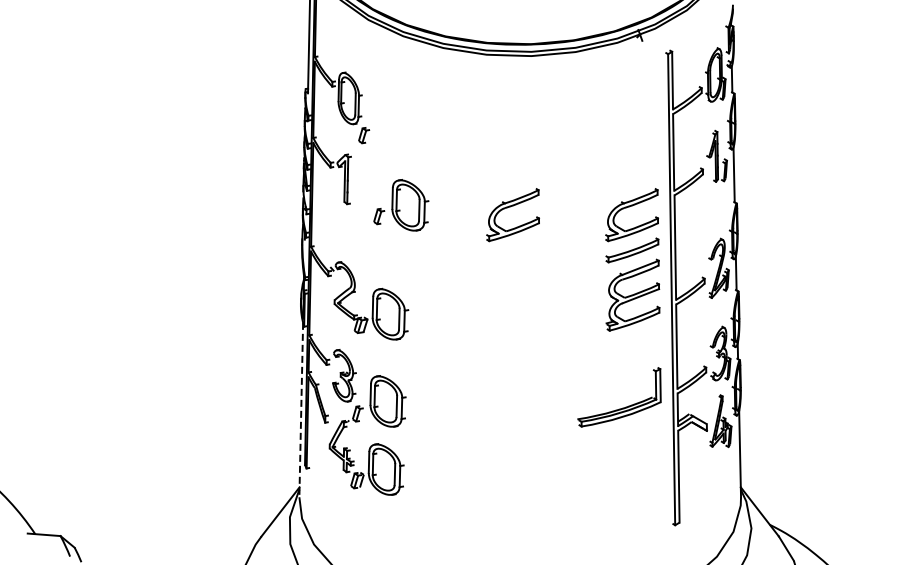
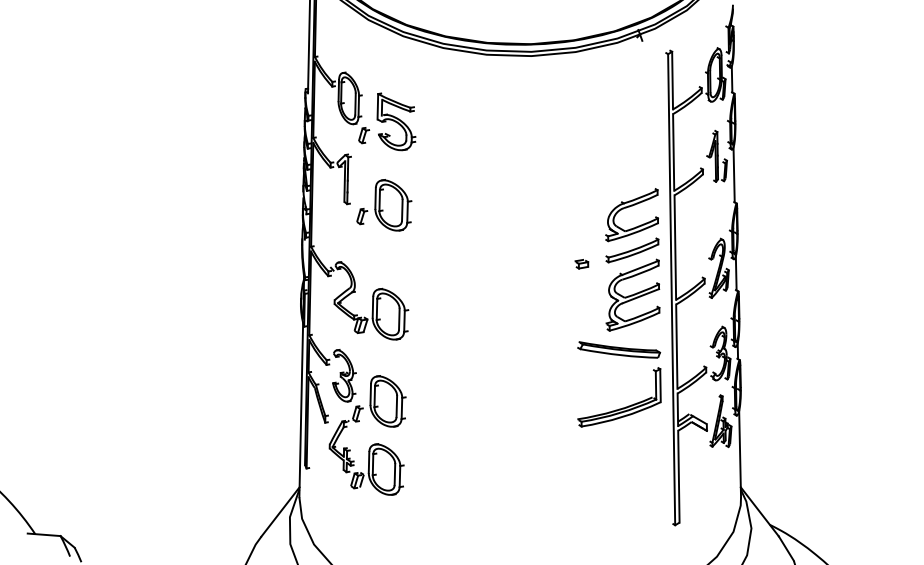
part: none -> present (396, 121)
part position: (401, 205) -> (384, 205) (384, 205)
part: present -> none (510, 207)
part: none -> present (581, 264)
part: none -> present (619, 349)
line: dashed -> solid (301, 410)
